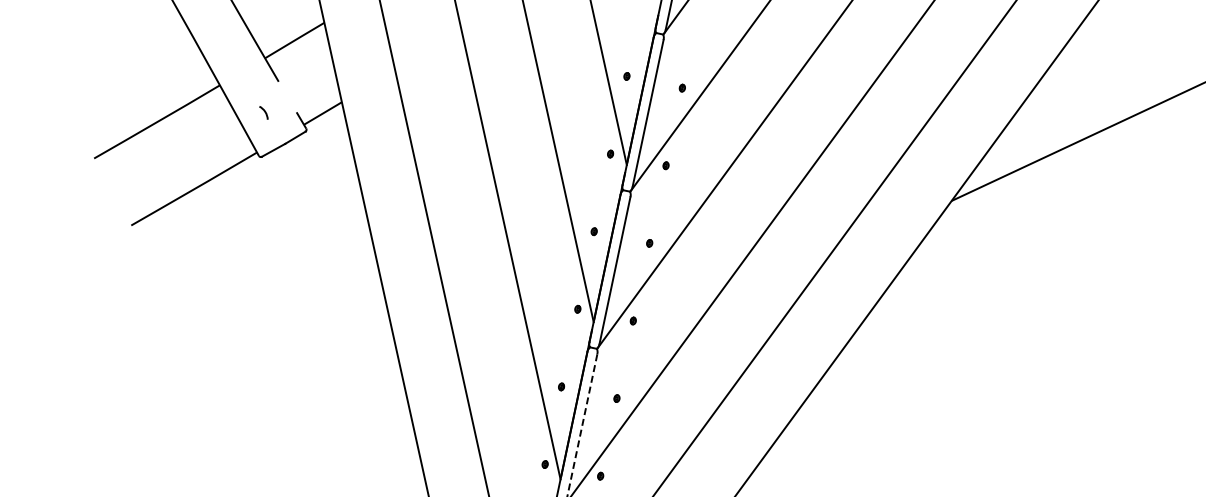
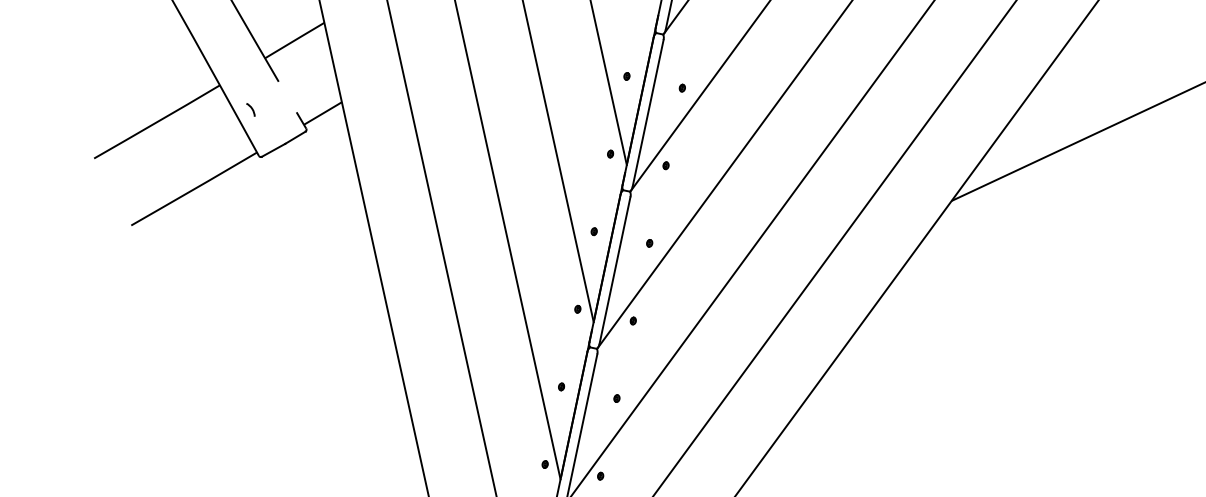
curve position: (263, 111) -> (250, 108) (250, 108)
line position: (434, 247) -> (441, 247) (441, 247)
line: dashed -> solid (582, 425)
